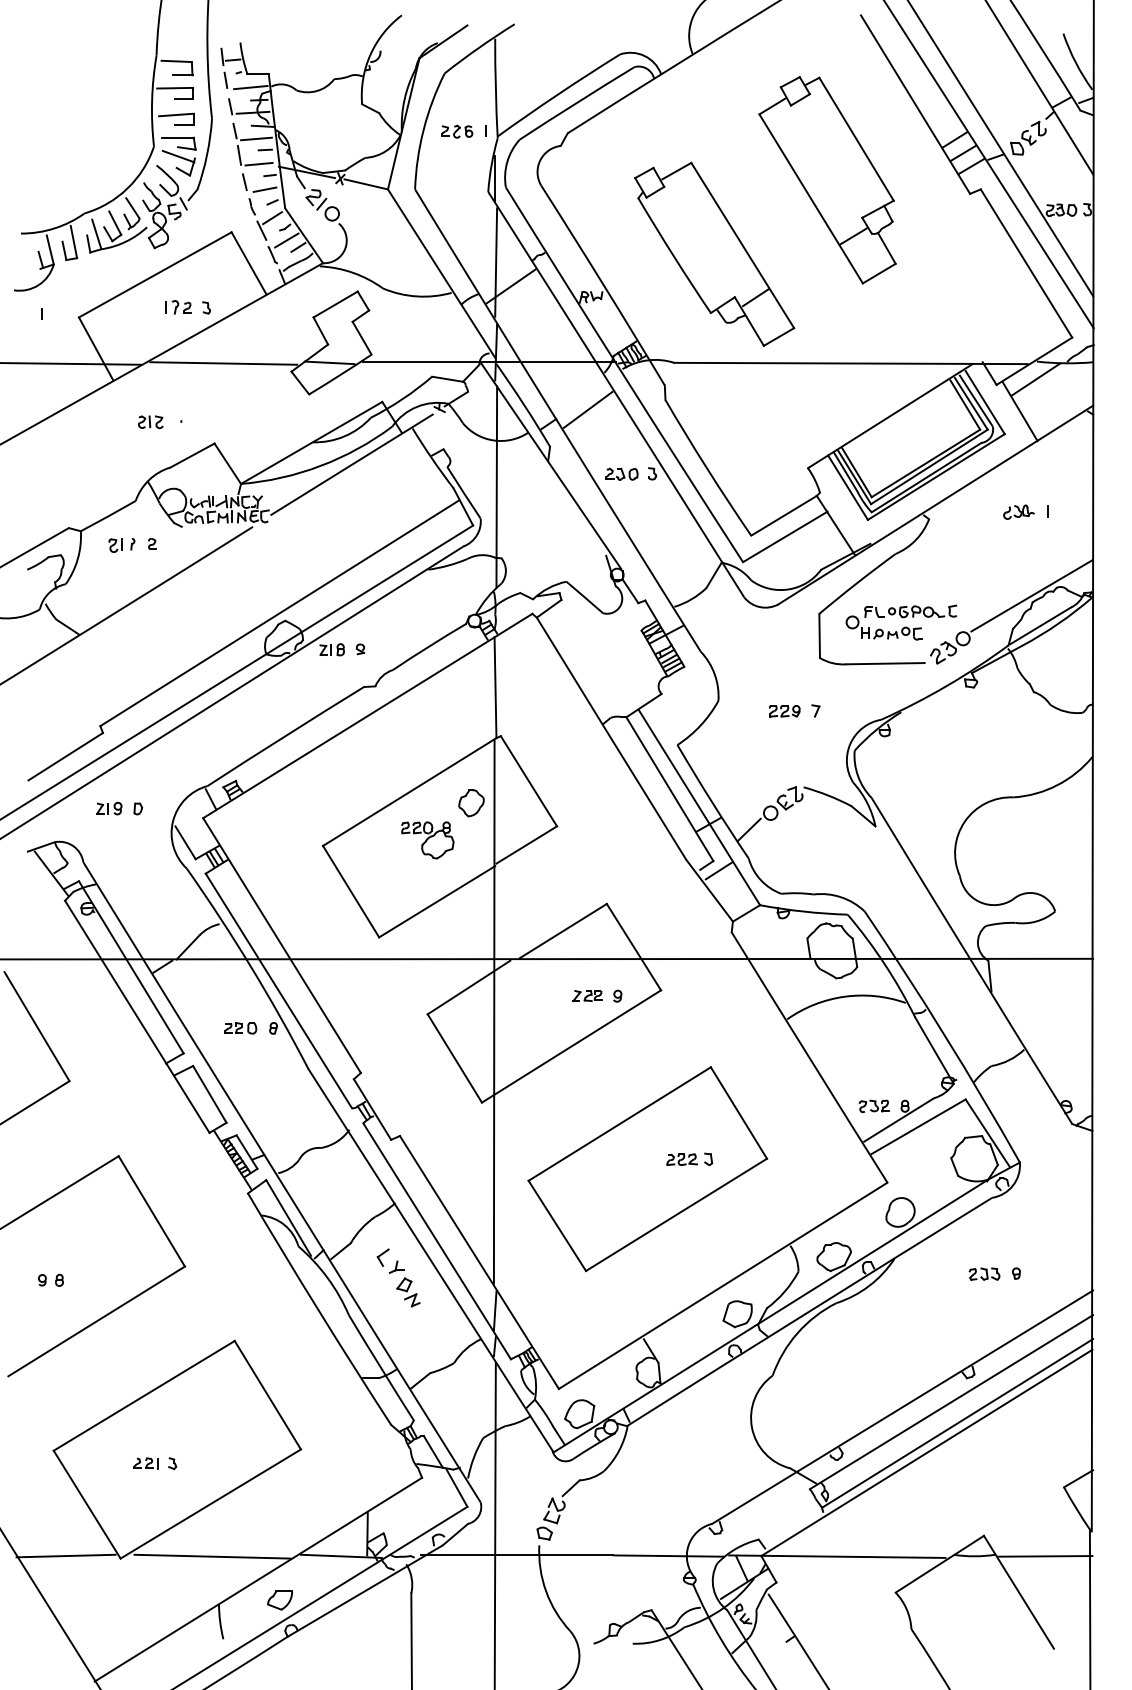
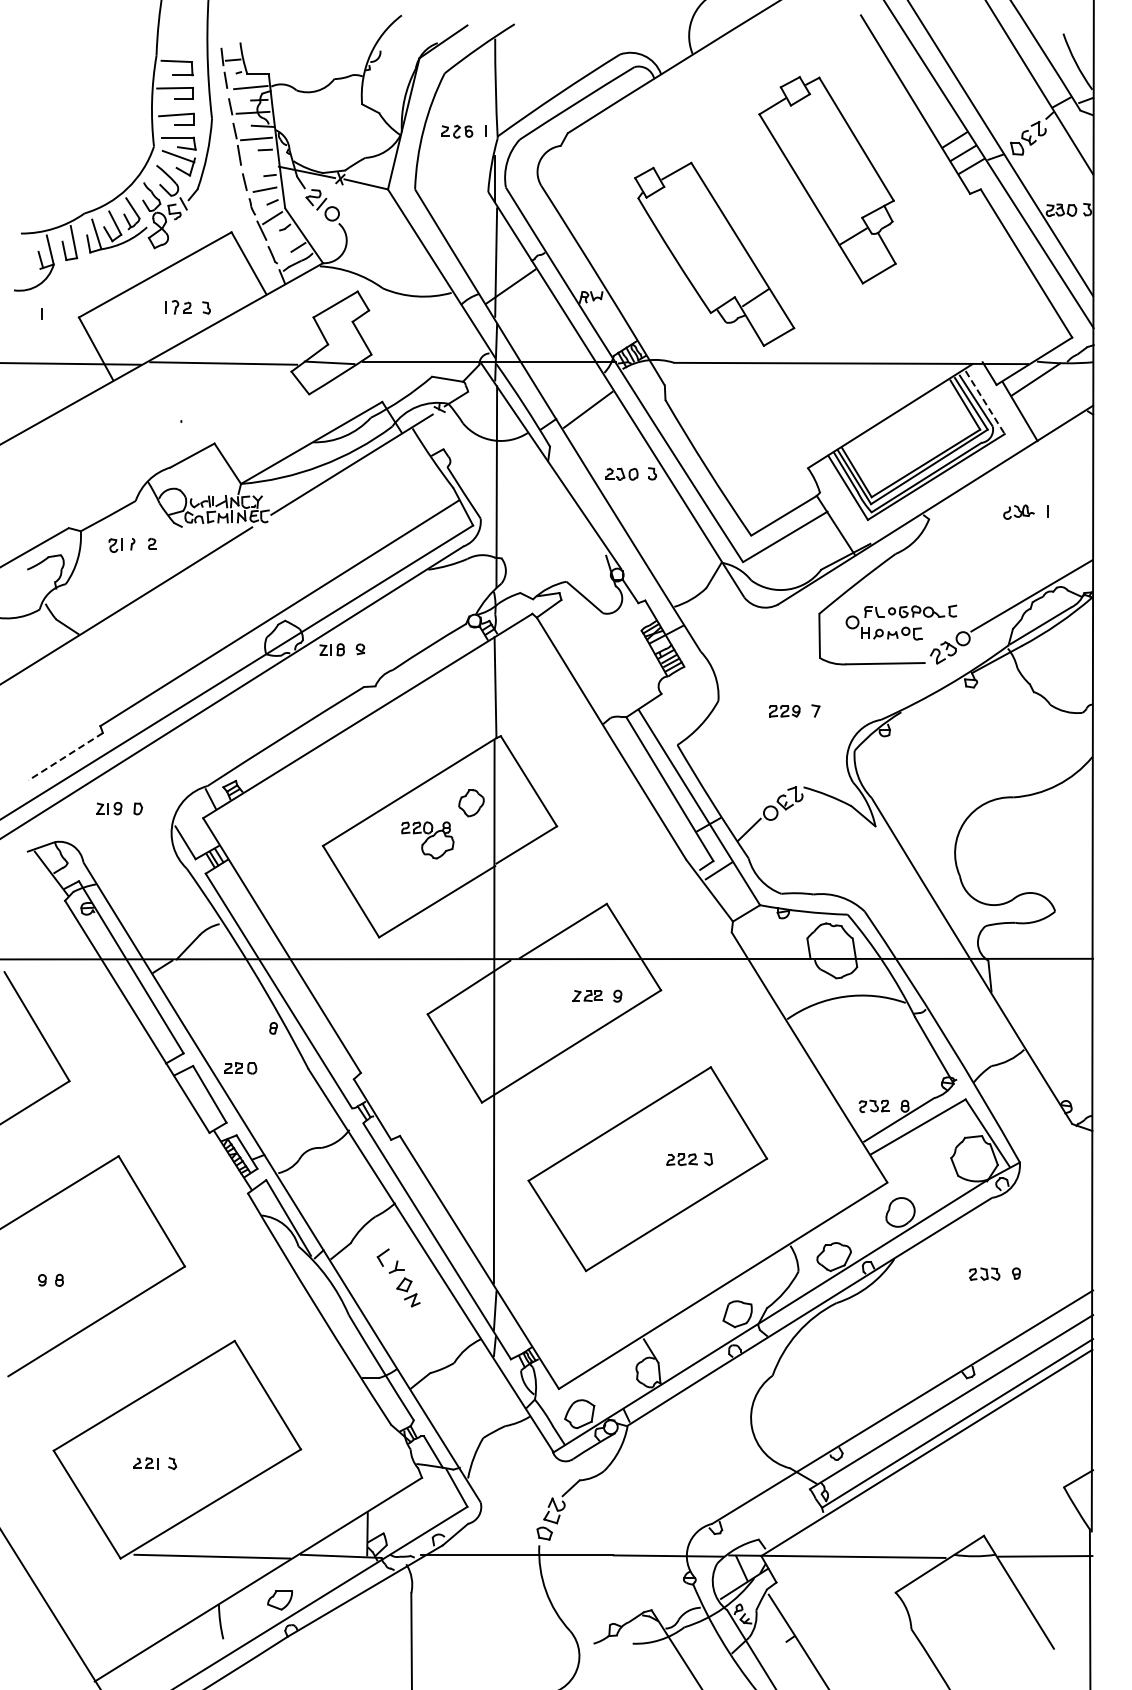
line: present -> none (258, 163)
line: present -> none (286, 240)
line: solid -> dashed (985, 403)
part: present -> none (150, 422)
line: solid -> dashed (65, 756)
part position: (240, 1028) -> (240, 1068) (240, 1068)
line: present -> none (494, 1524)
line: present -> none (65, 1555)
